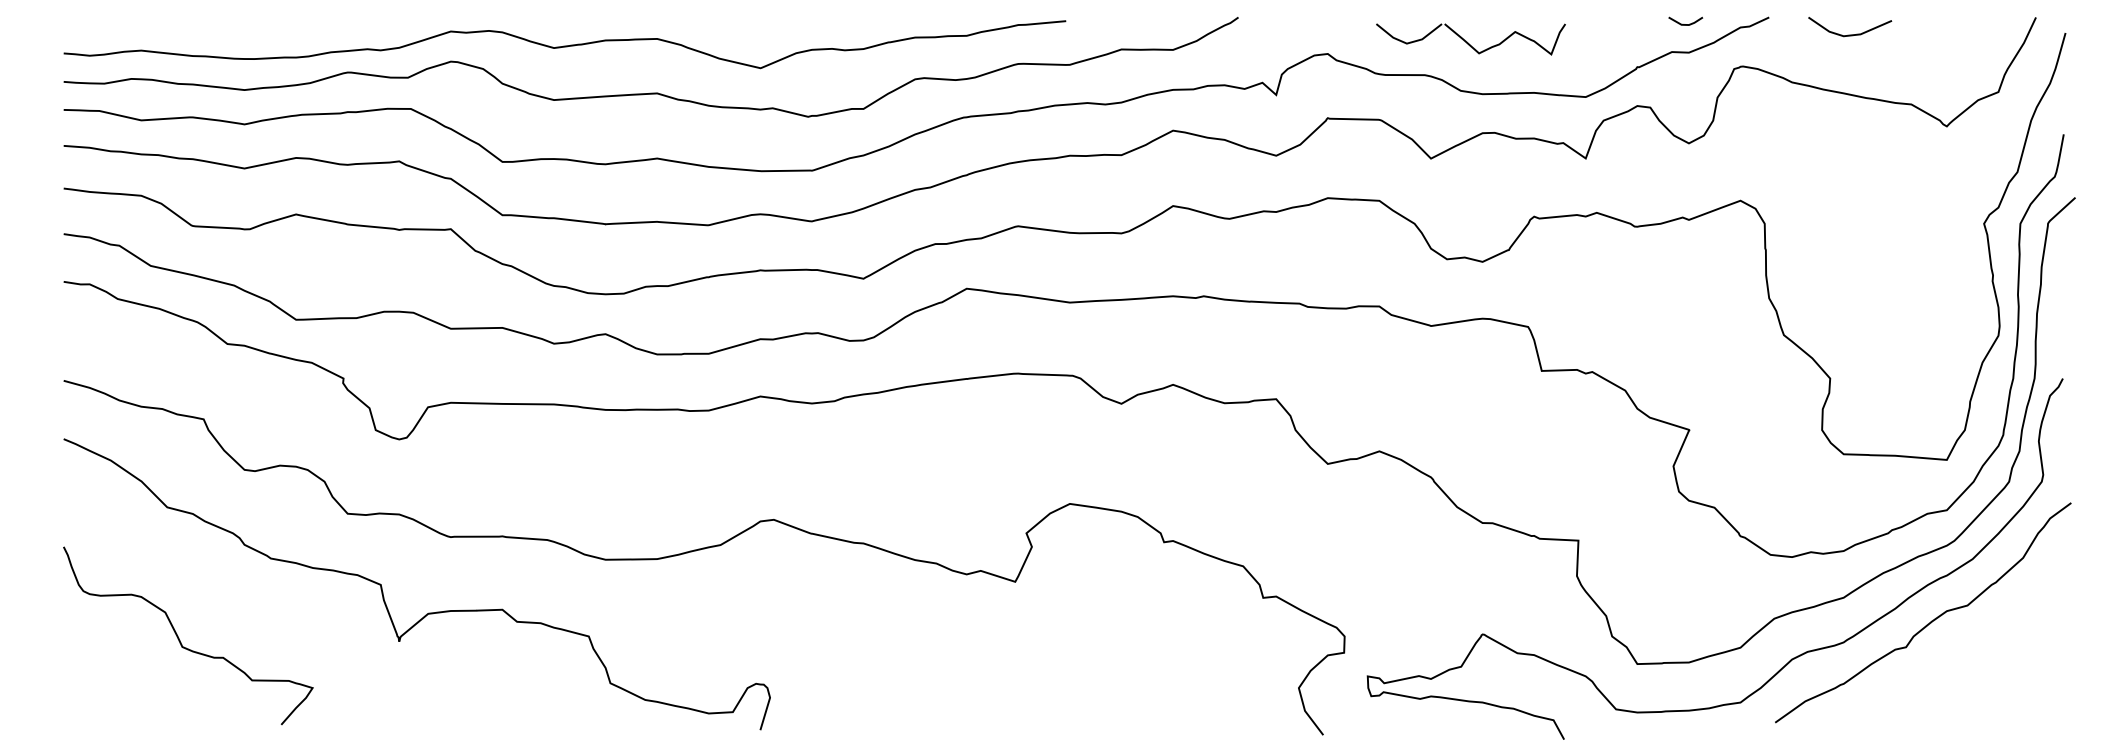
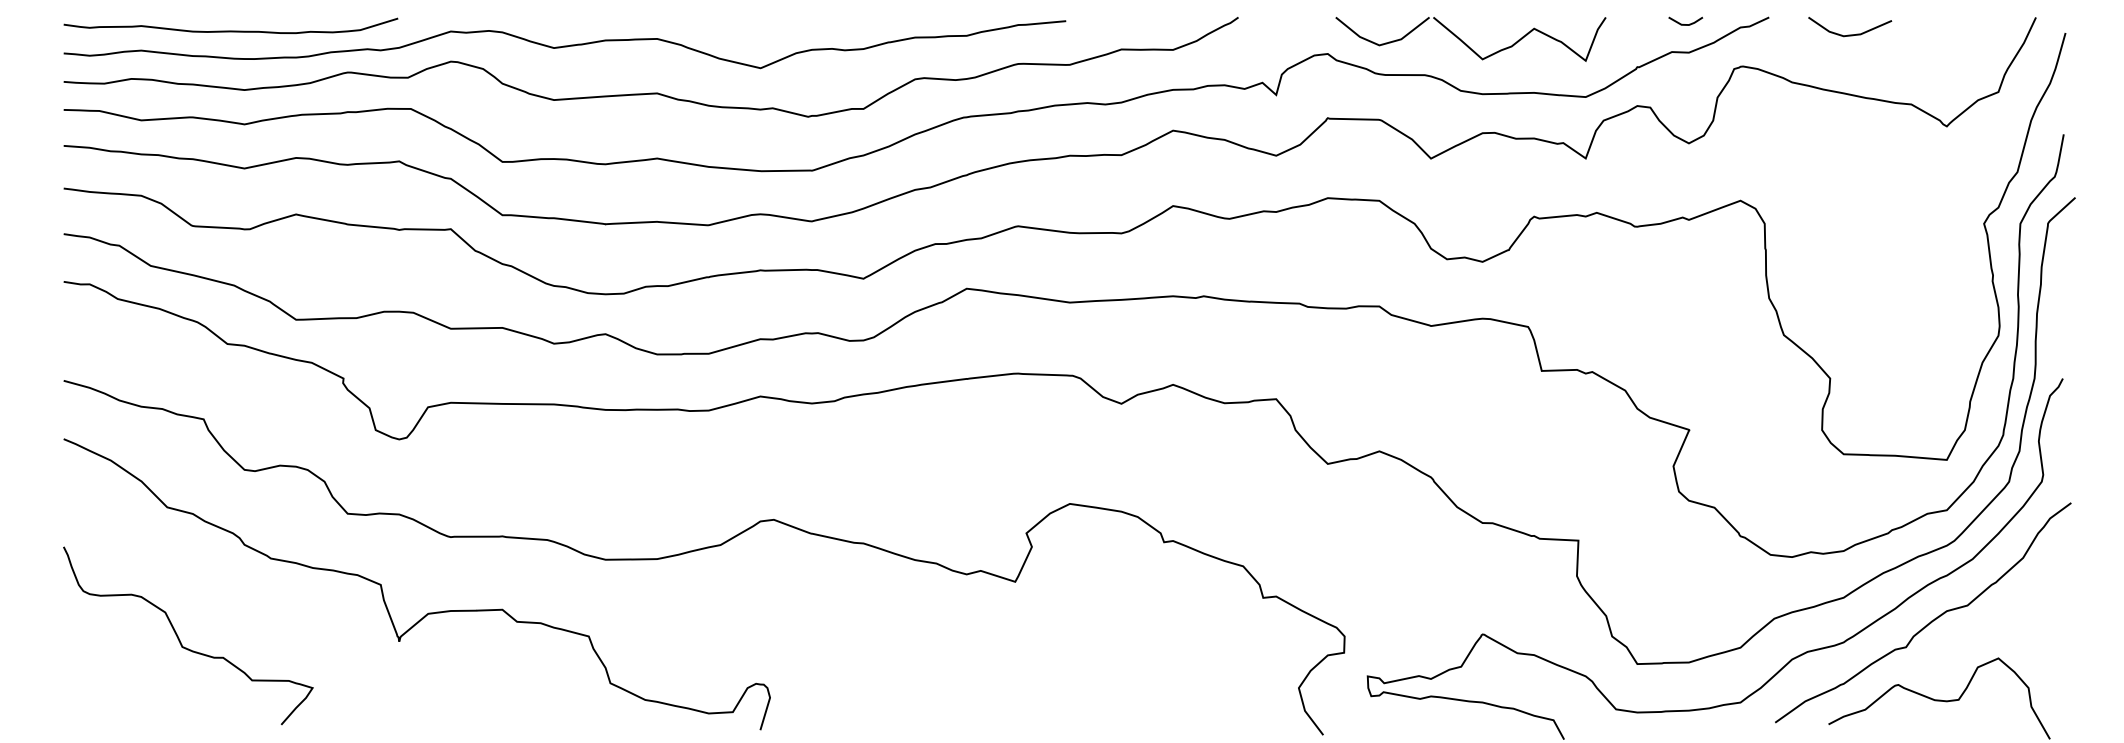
curve: none -> present (230, 30)
part size: 190x33 px -> 272x45 px (1470, 39)
curve: none -> present (1939, 699)
